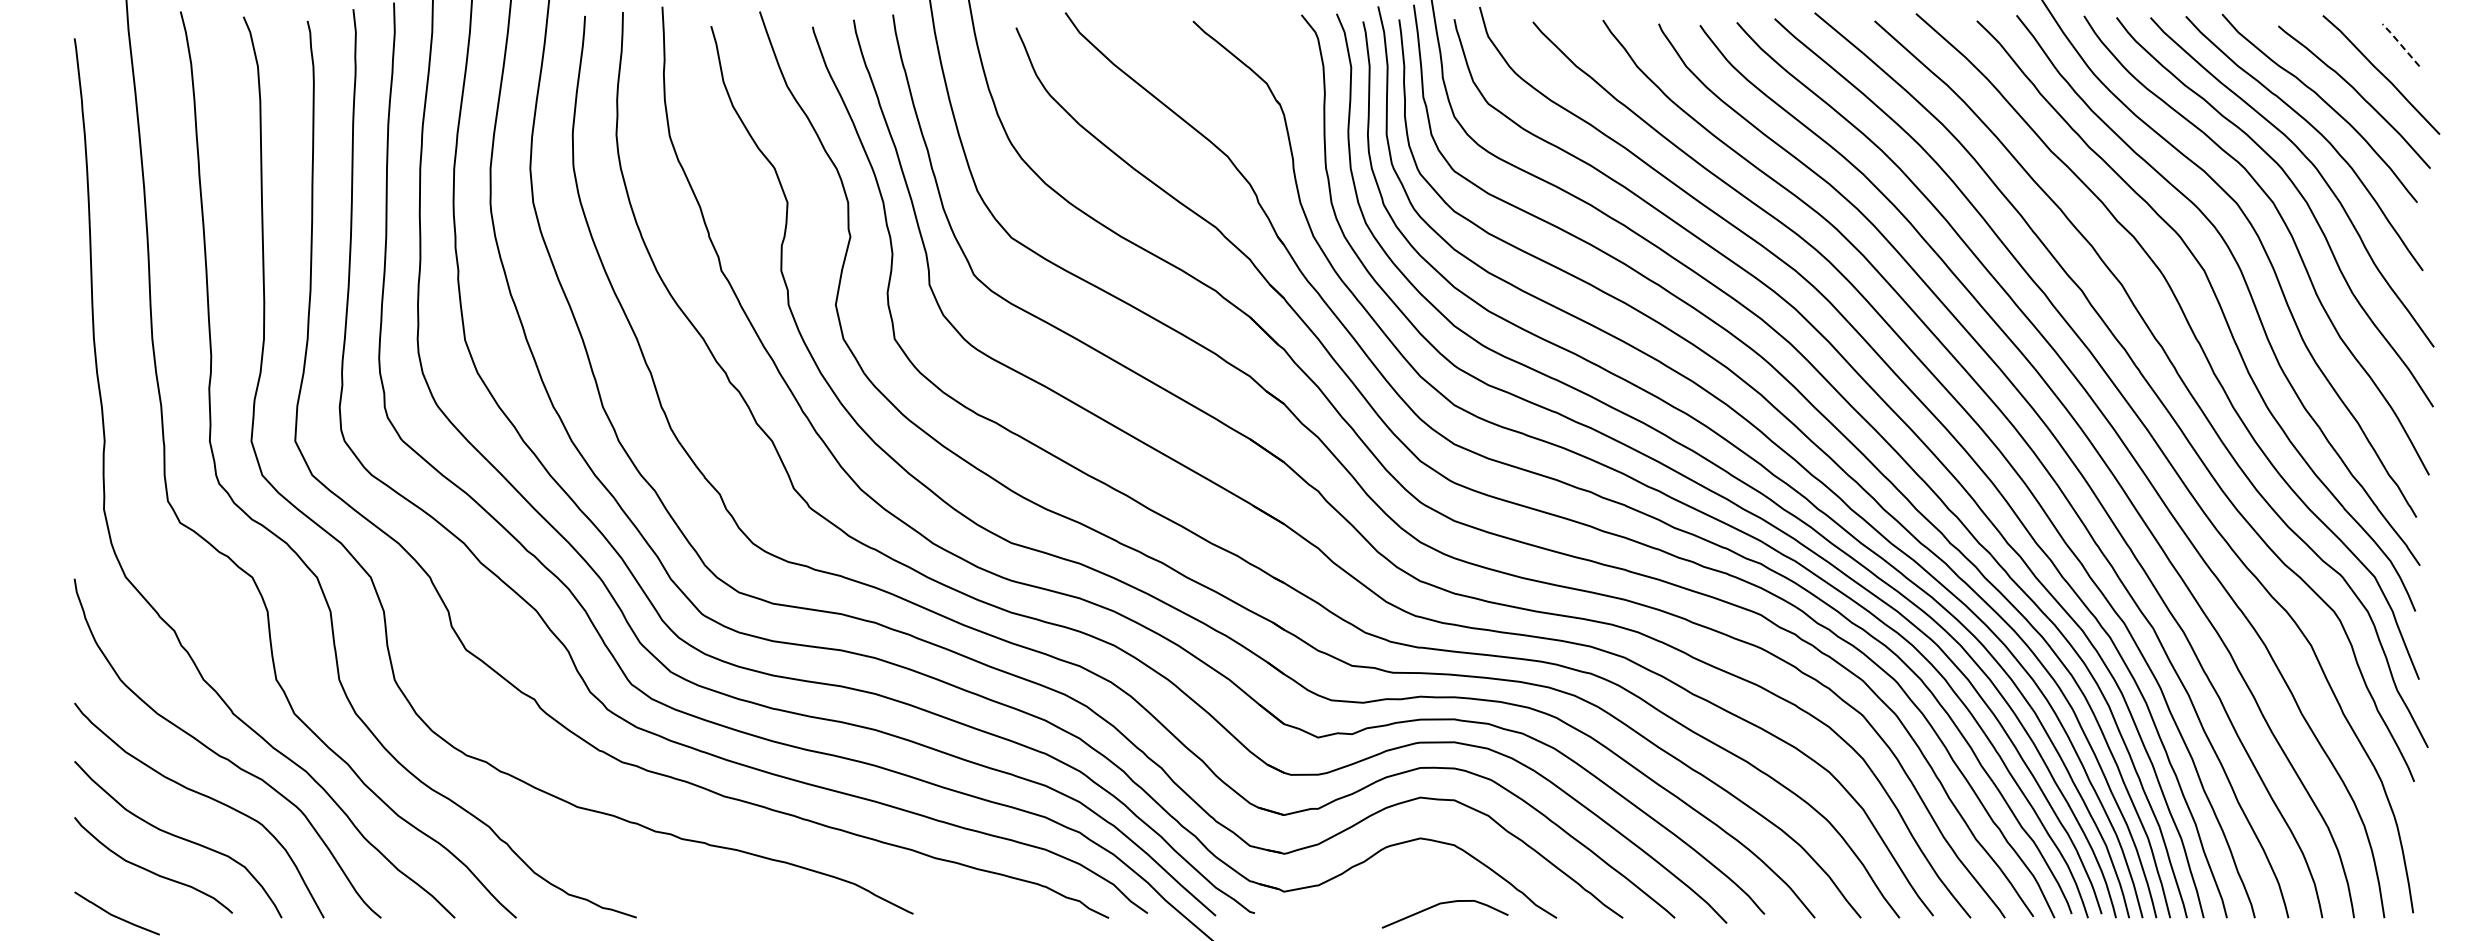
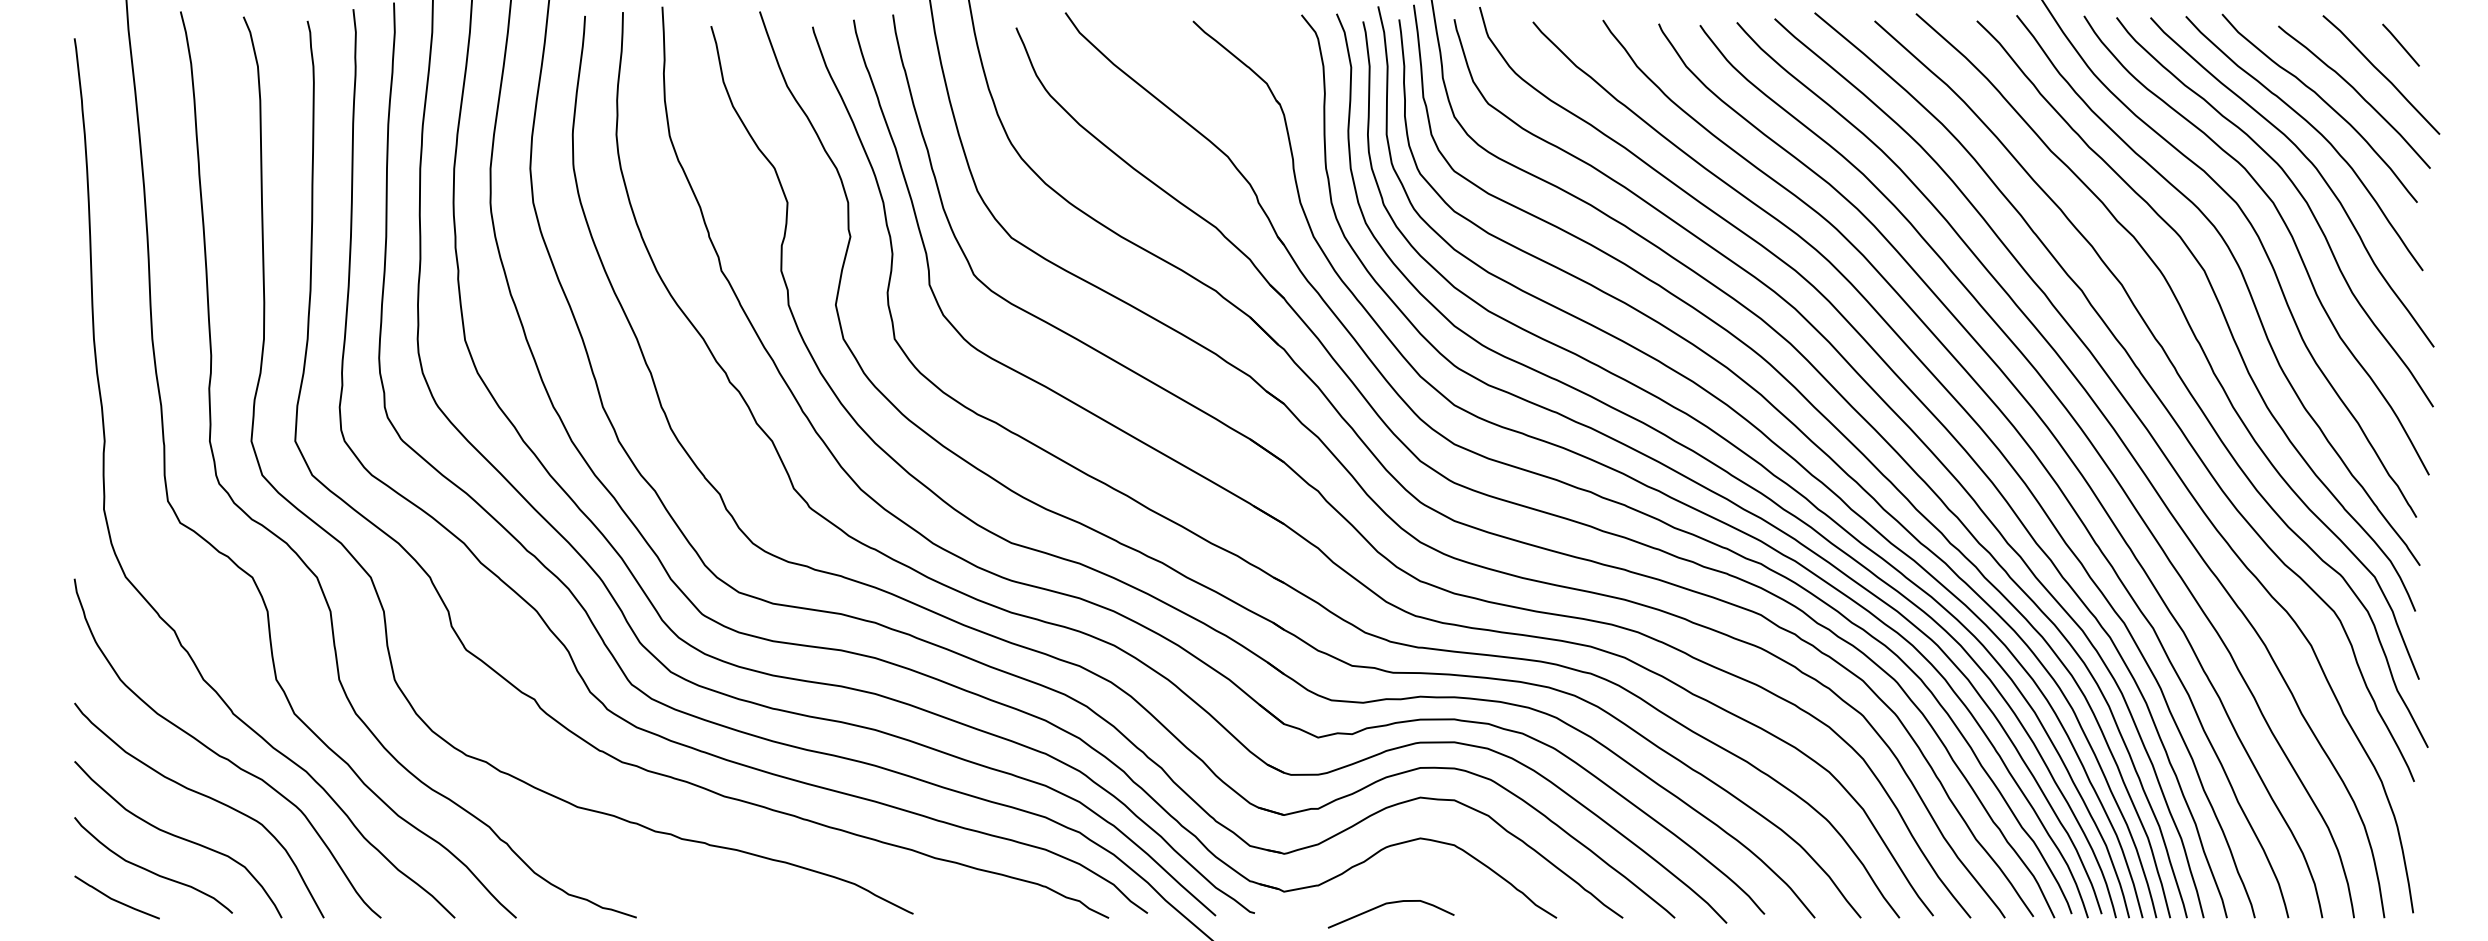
line: dashed -> solid (2400, 44)
curve position: (1442, 904) -> (1388, 904) (1388, 904)
curve position: (115, 915) -> (115, 899) (115, 899)
